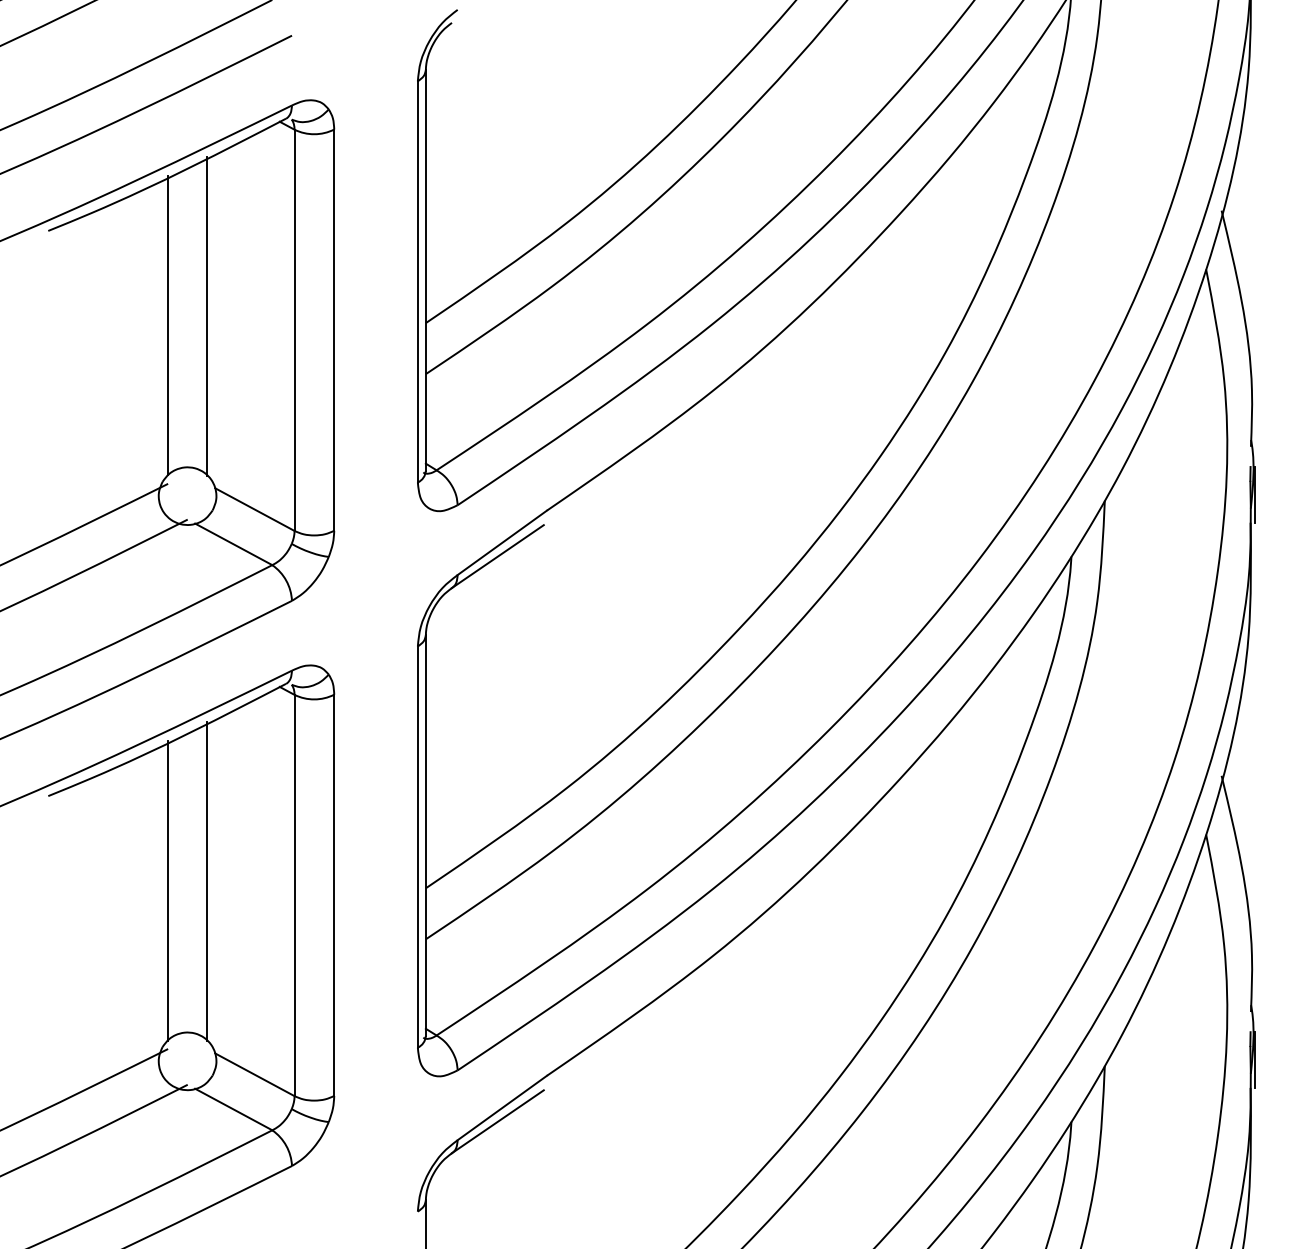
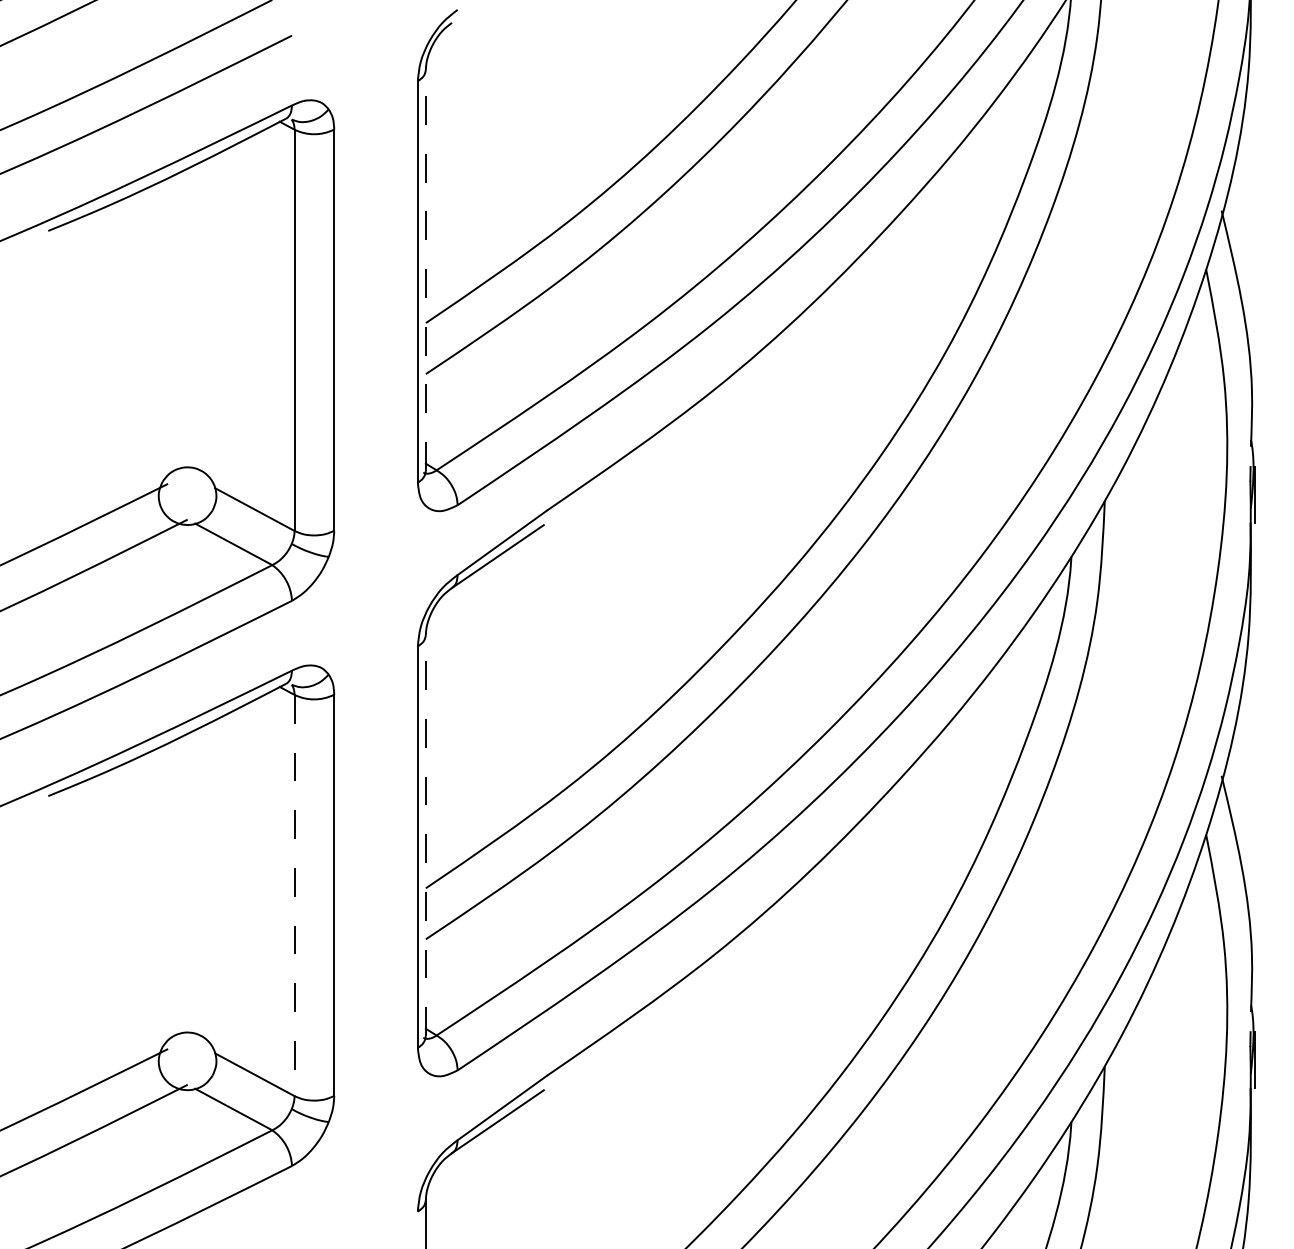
line: solid -> dashed (425, 270)
line: present -> none (207, 315)
line: present -> none (168, 325)
line: solid -> dashed (425, 835)
line: present -> none (207, 881)
line: present -> none (168, 890)
line: solid -> dashed (294, 895)
